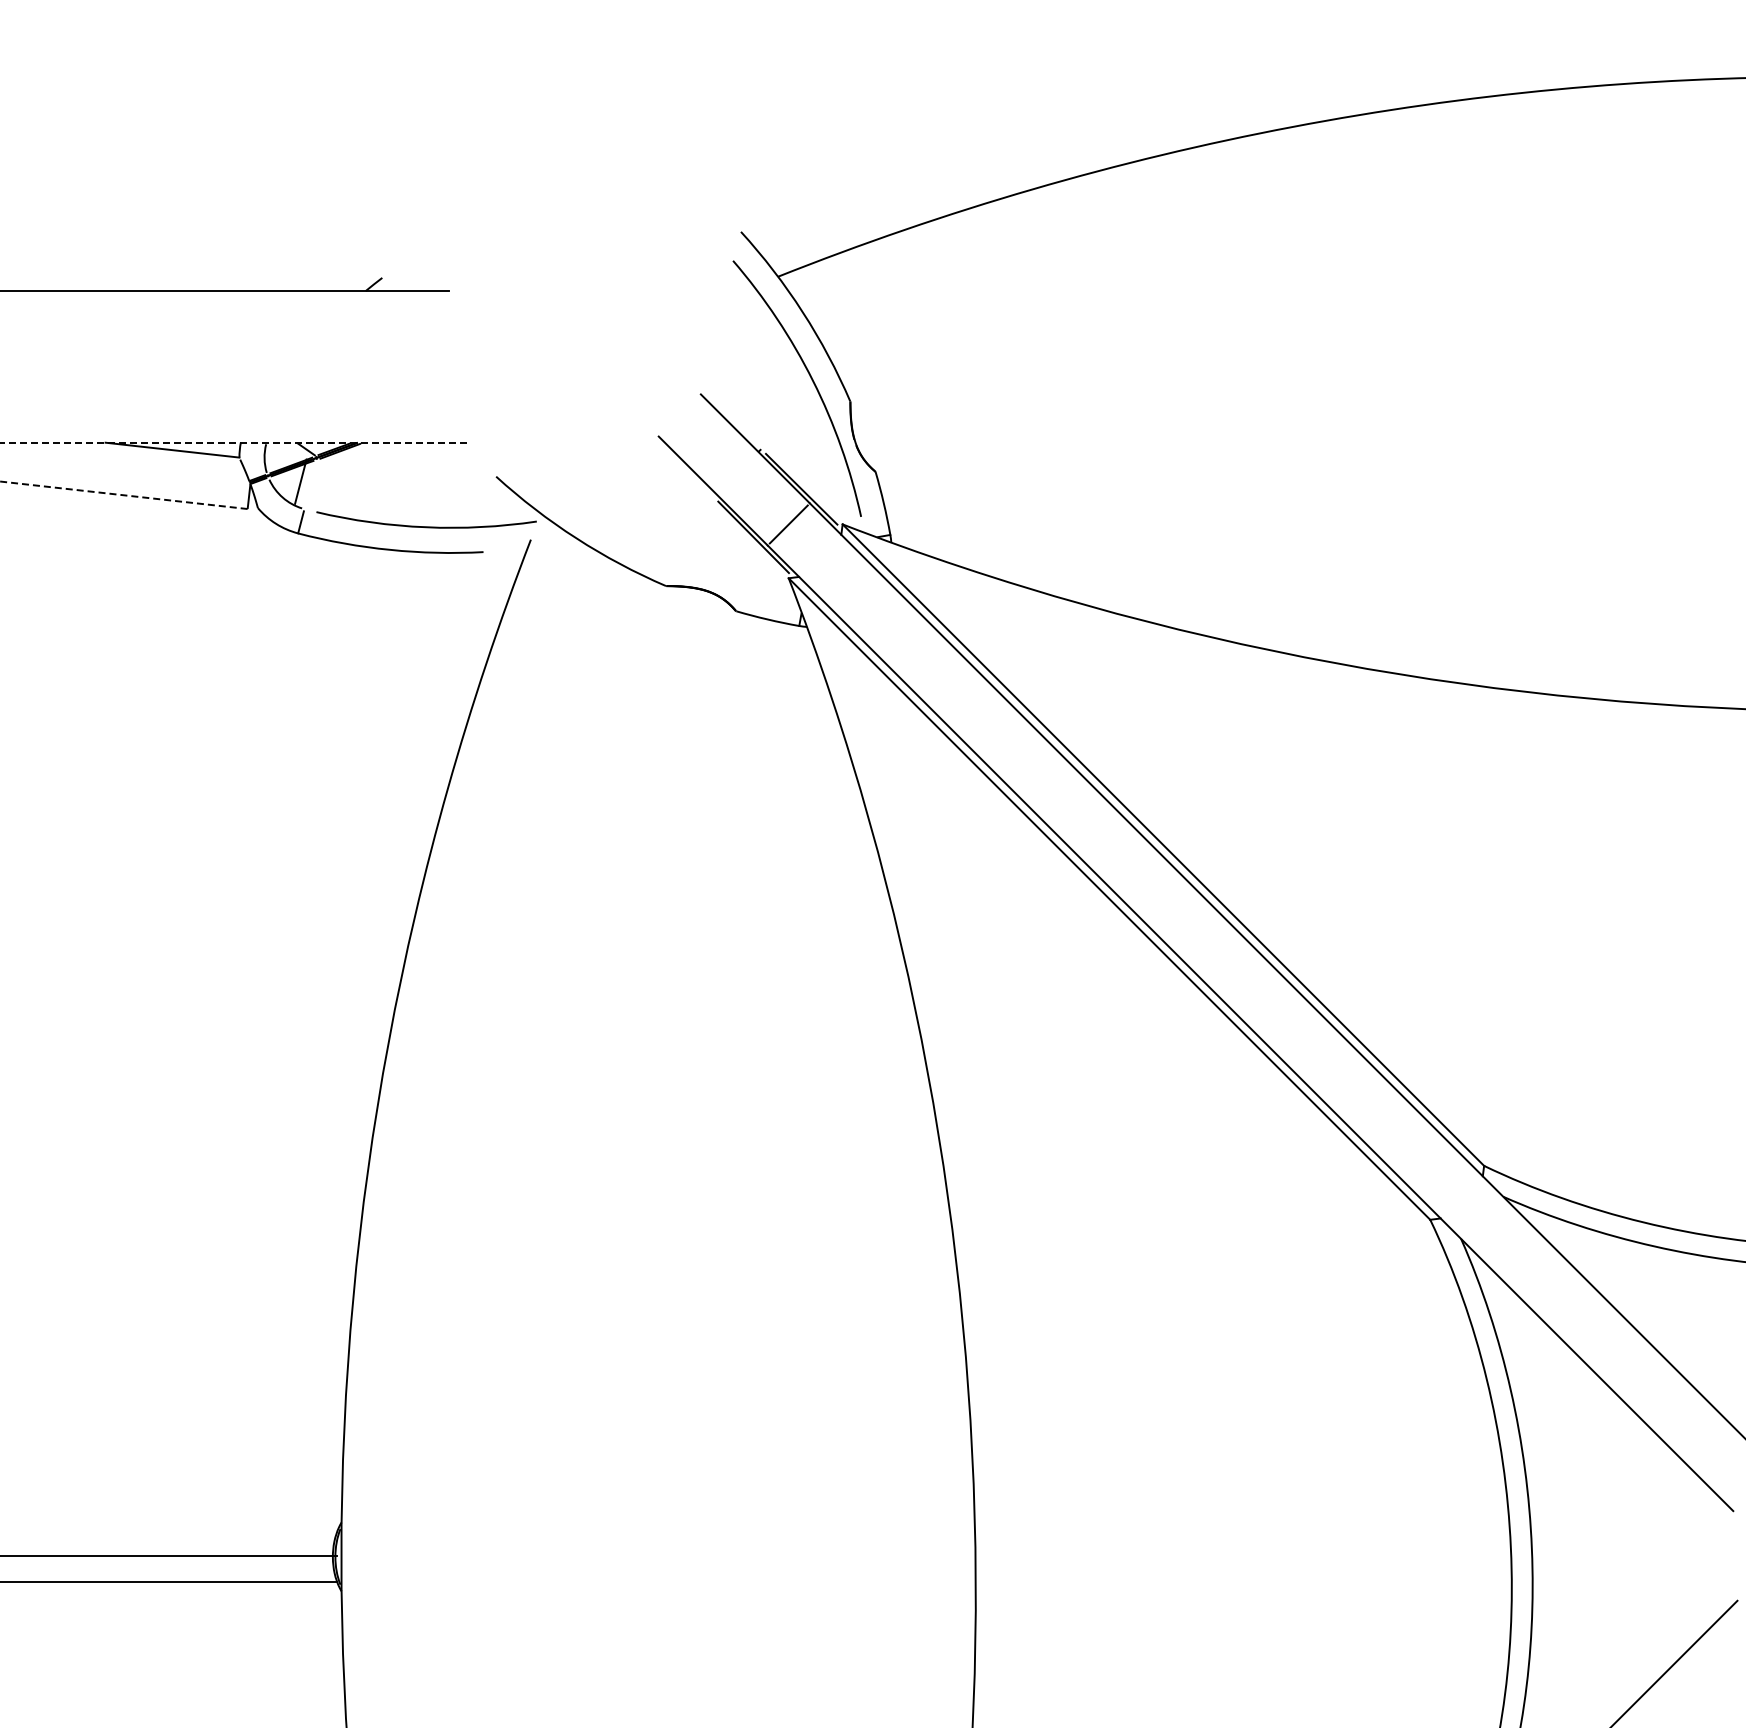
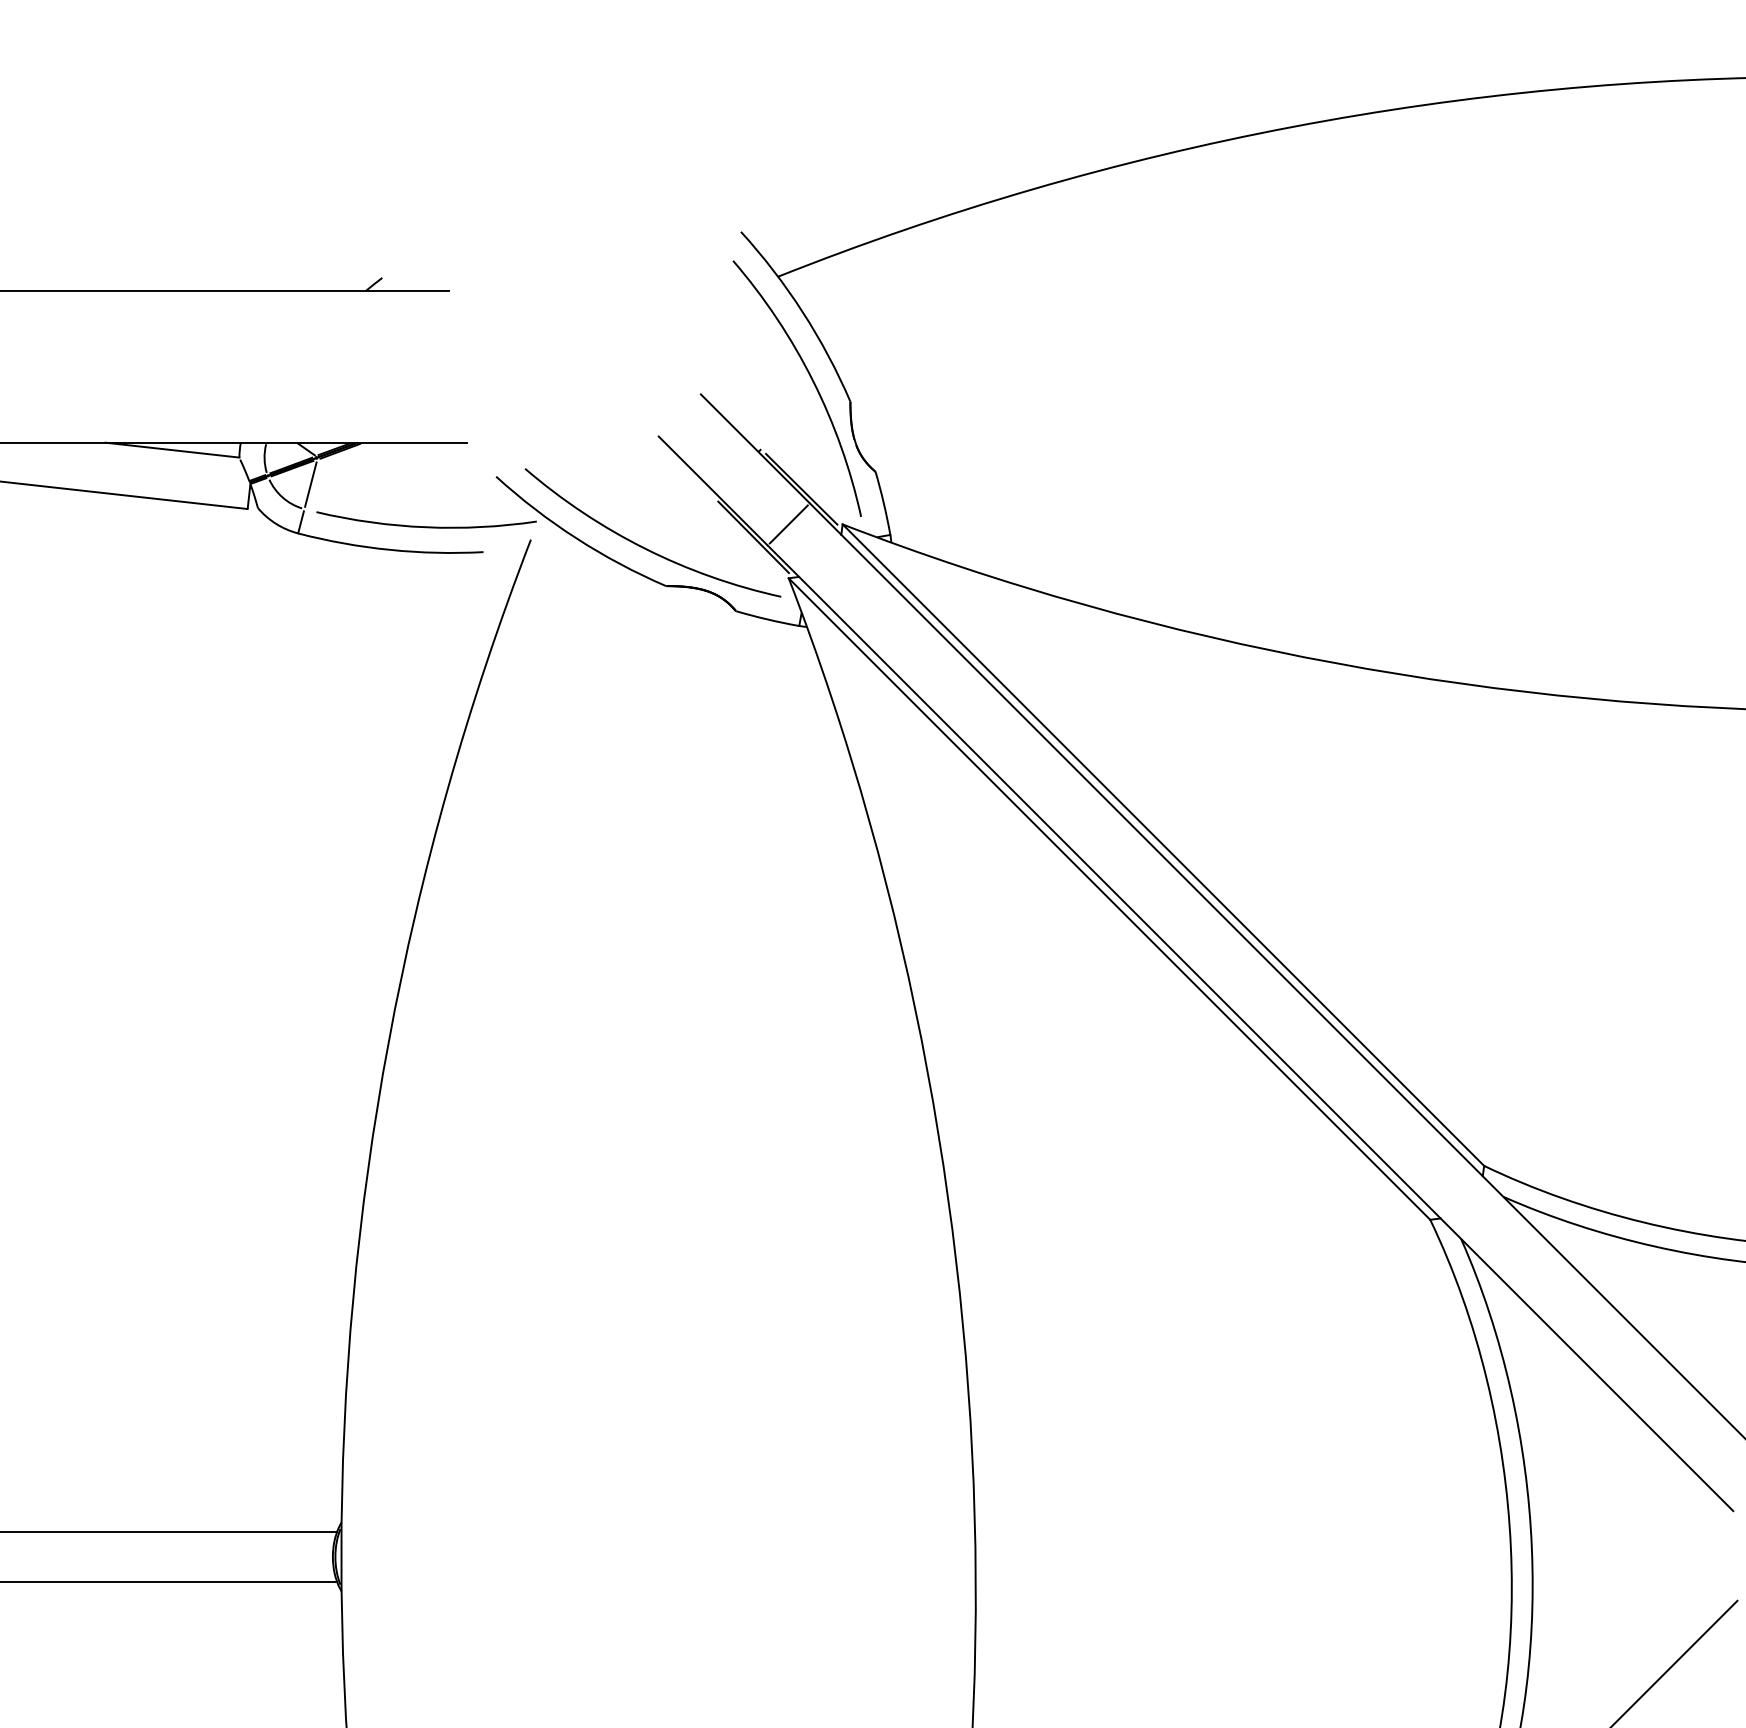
line: dashed -> solid (233, 442)
line position: (300, 481) -> (310, 484) (310, 484)
line: dashed -> solid (123, 495)
arc: none -> present (645, 547)
line position: (169, 1555) -> (169, 1531) (169, 1531)
